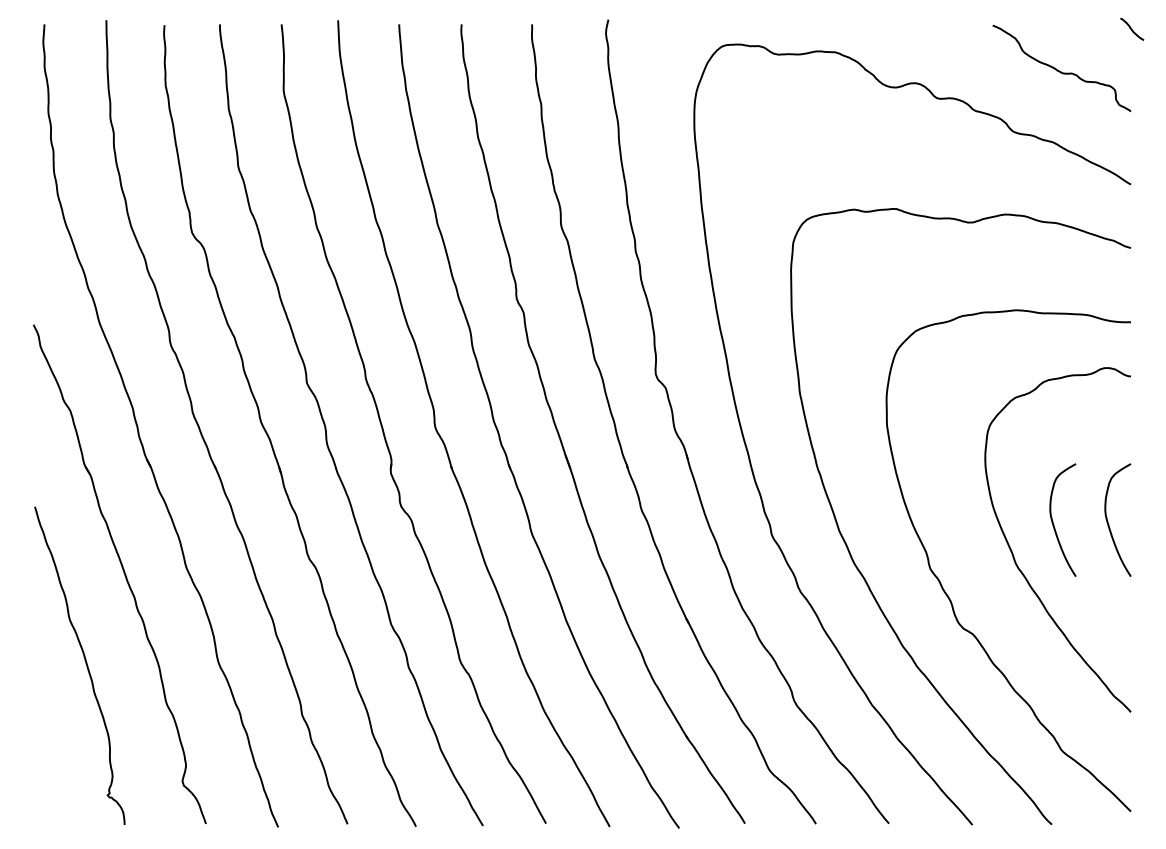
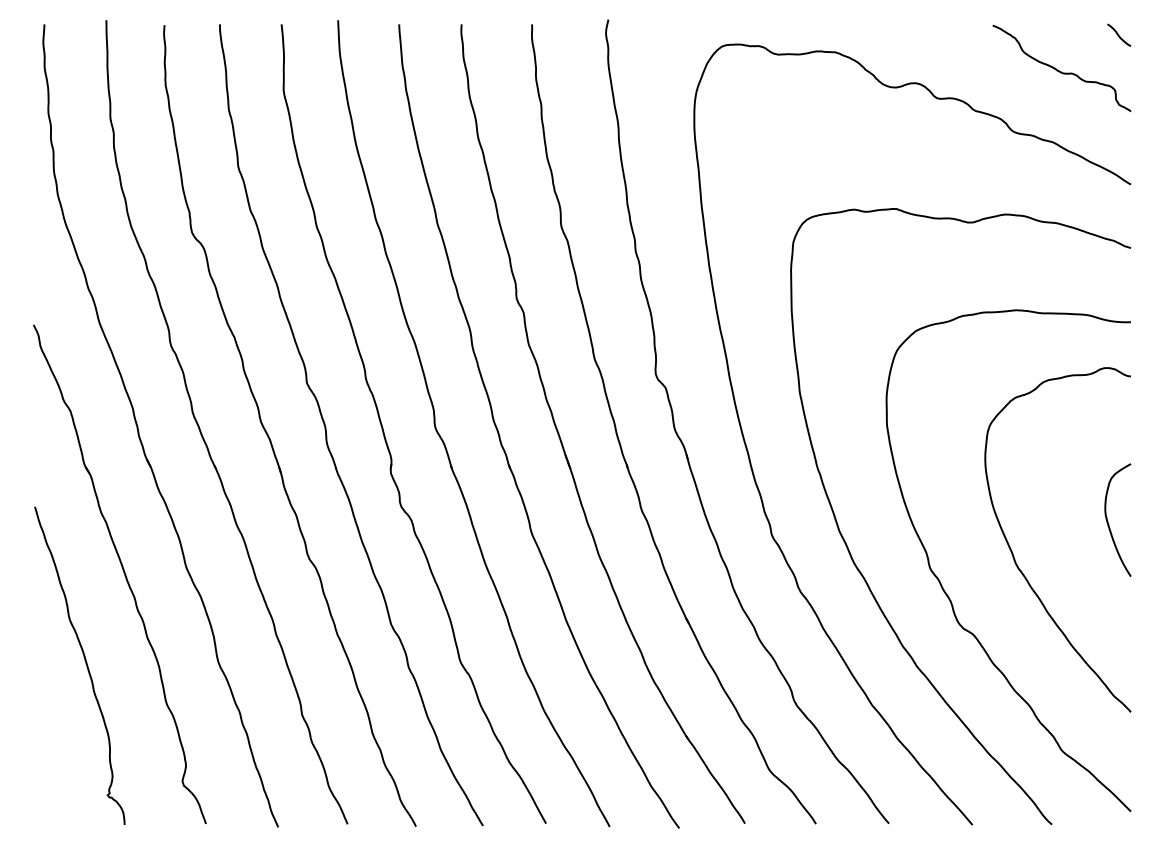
curve position: (1131, 28) -> (1118, 34) (1118, 34)
curve: present -> none (1053, 521)
